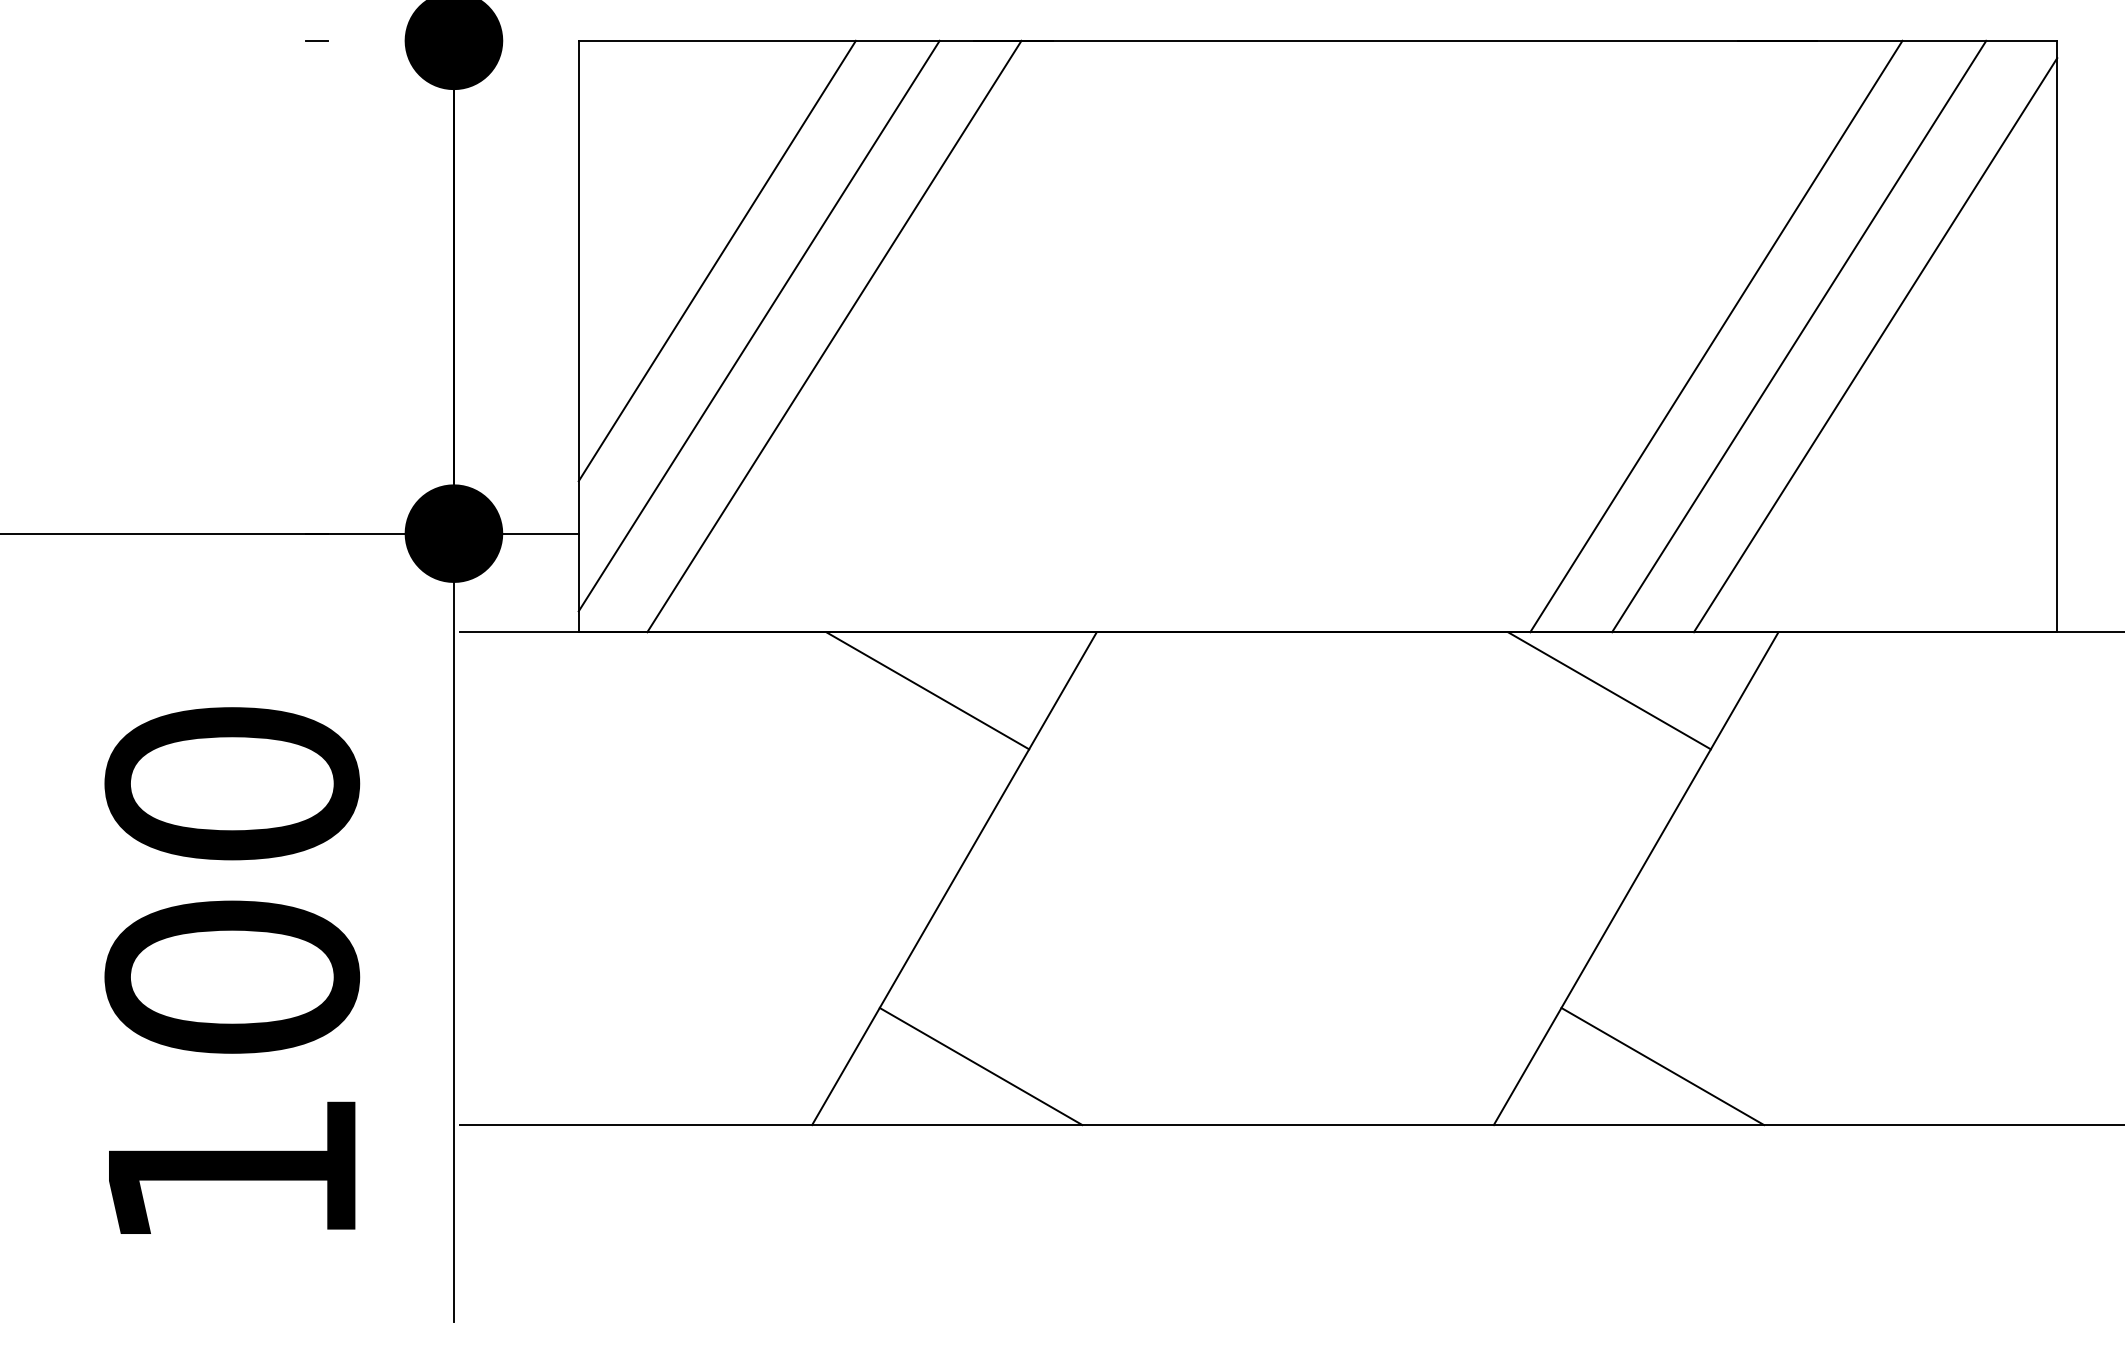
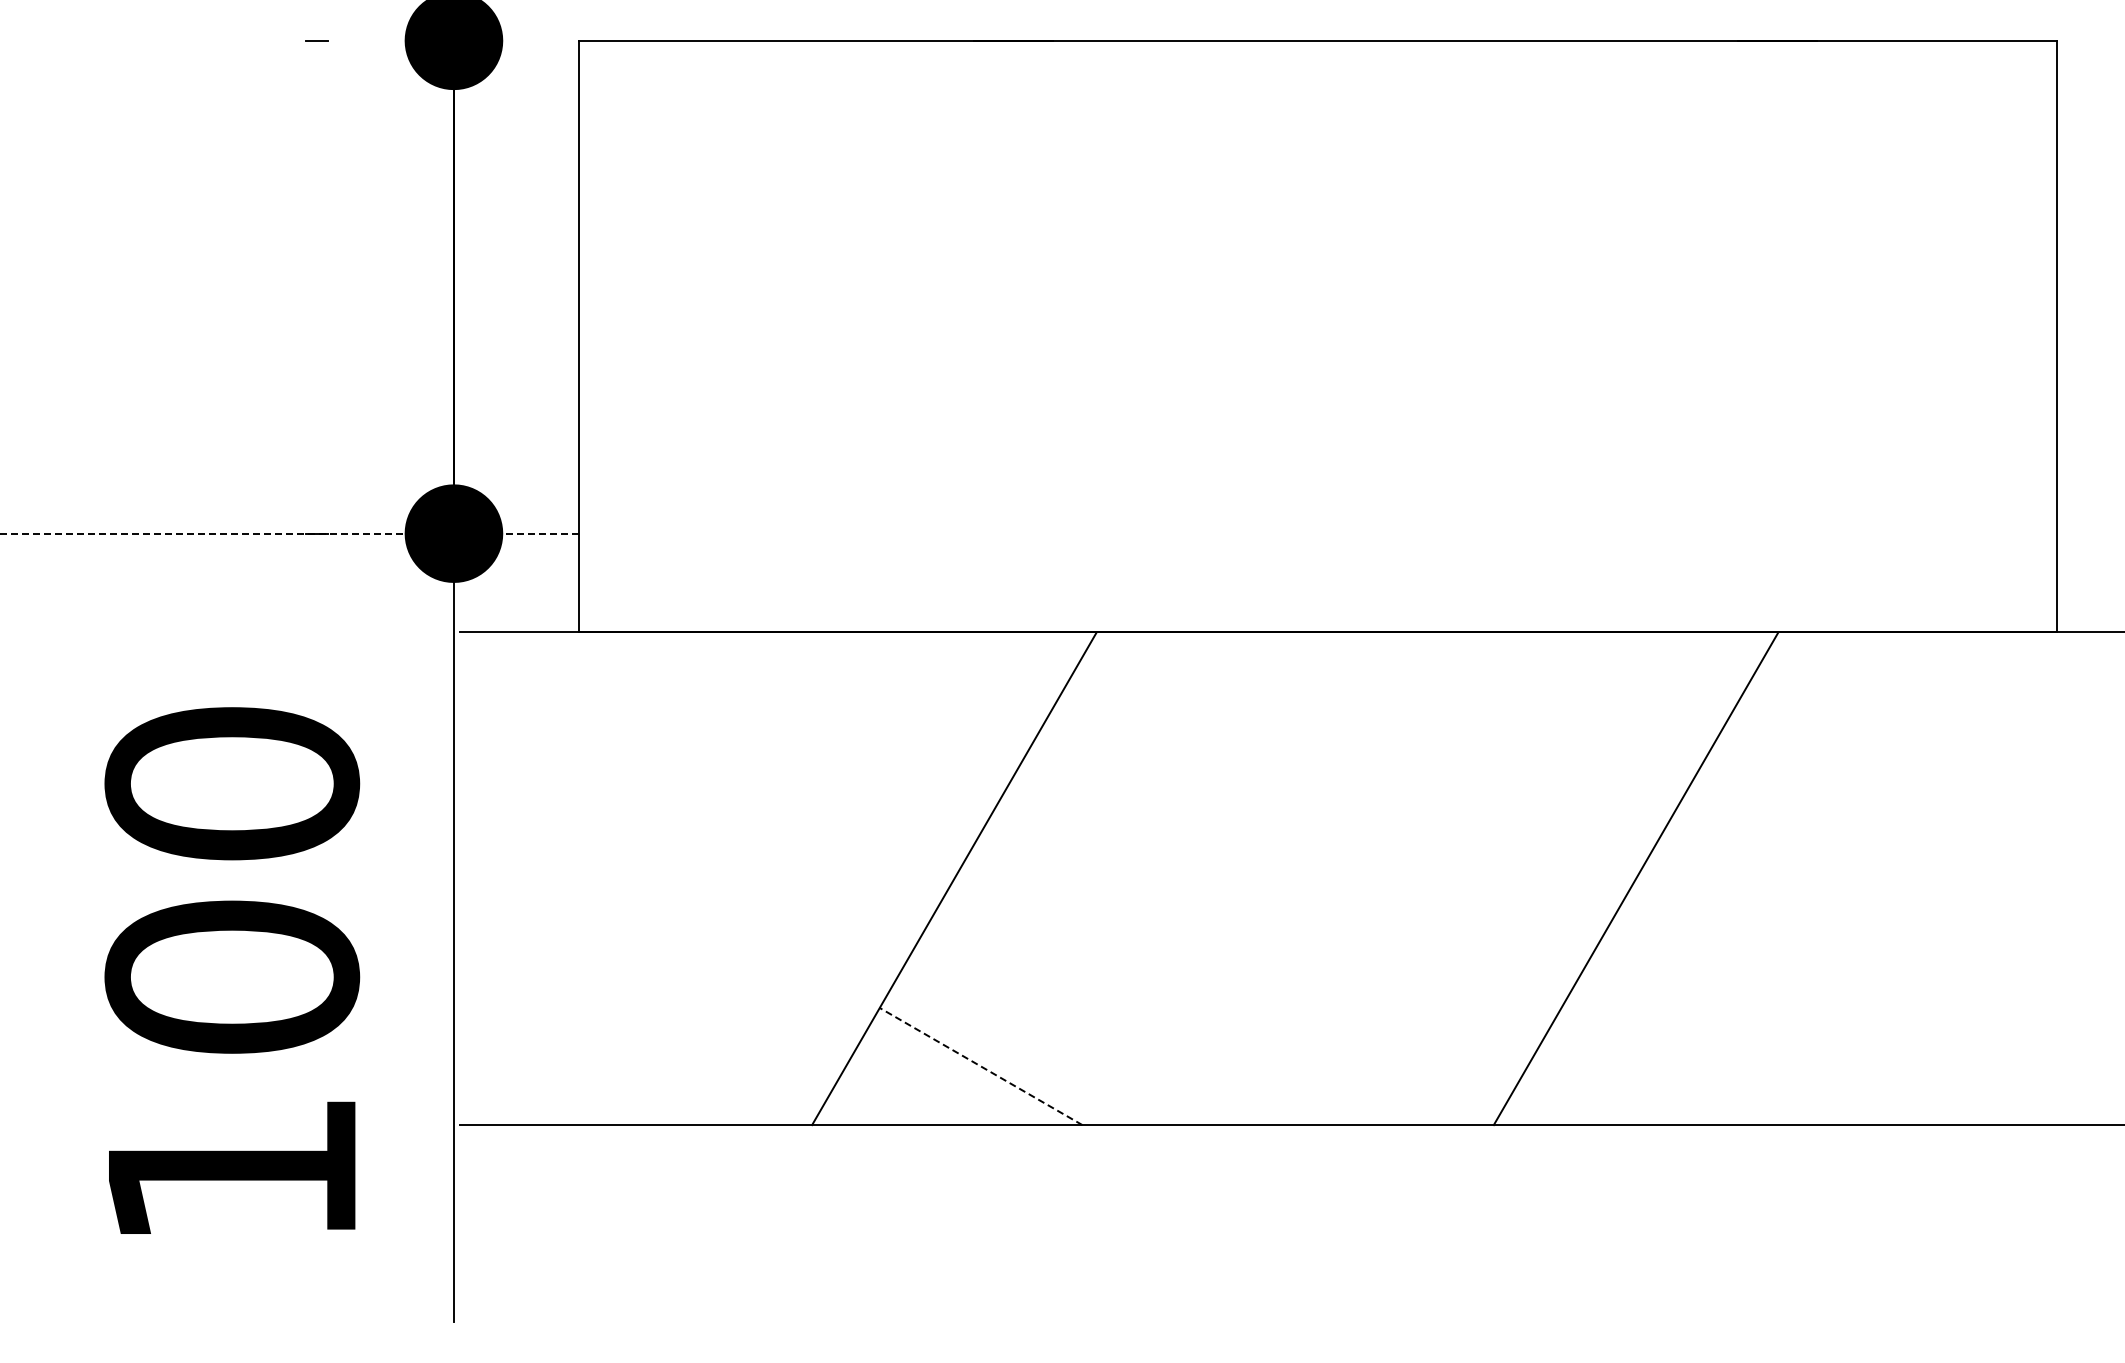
line: present -> none (716, 260)
line: present -> none (758, 325)
line: present -> none (834, 336)
line: present -> none (1716, 336)
line: present -> none (1799, 336)
line: present -> none (1875, 345)
line: solid -> dashed (289, 533)
line: present -> none (927, 690)
line: present -> none (1609, 690)
line: solid -> dashed (980, 1066)
line: present -> none (1662, 1066)
